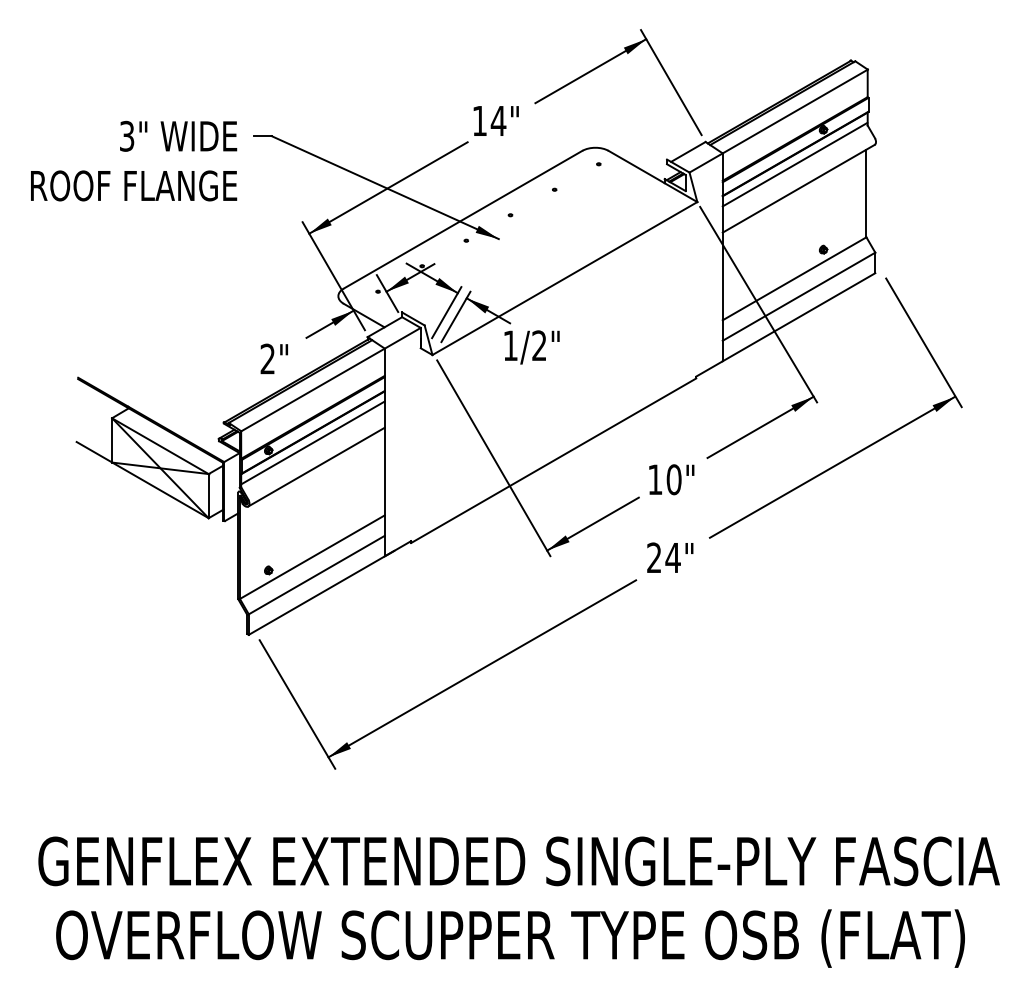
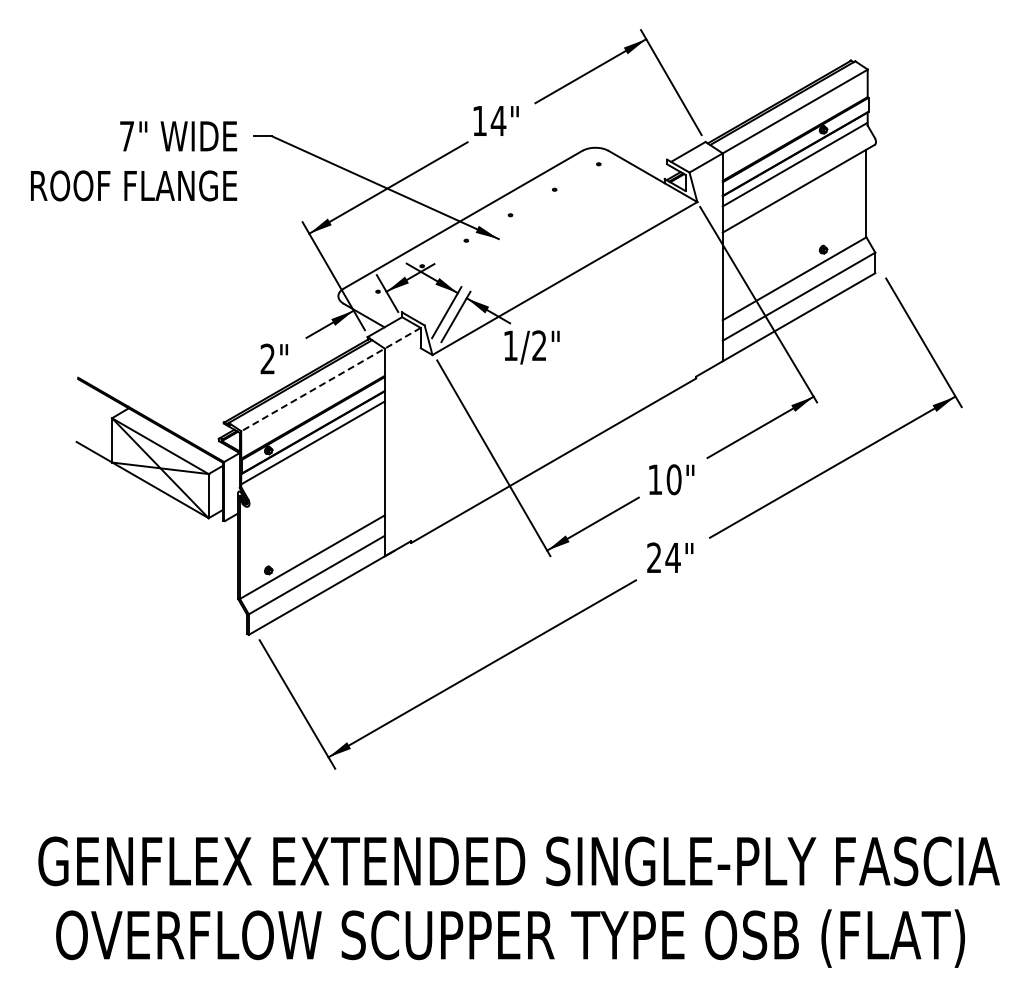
text: 3" -> 7" (127, 135)
line: solid -> dashed (331, 379)
line: present -> none (316, 466)
